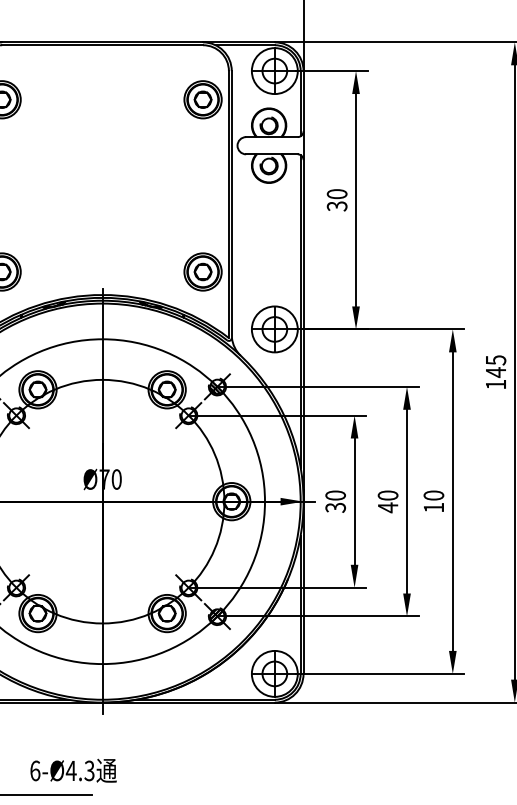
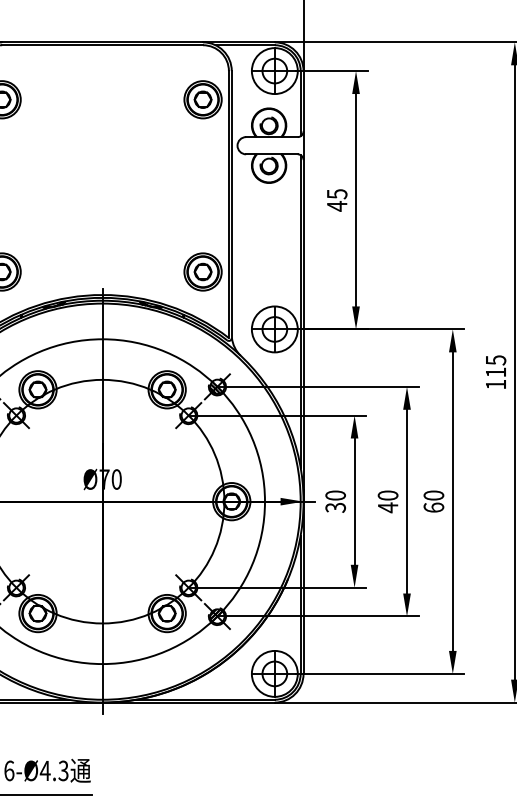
text: 30 -> 45 (336, 200)
text: 145 -> 115 (495, 372)
text: 10 -> 60 (433, 507)
text position: (73, 770) -> (47, 770) (47, 770)
